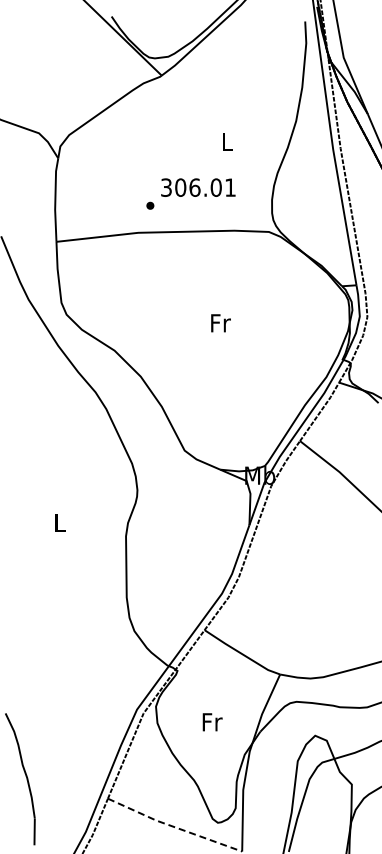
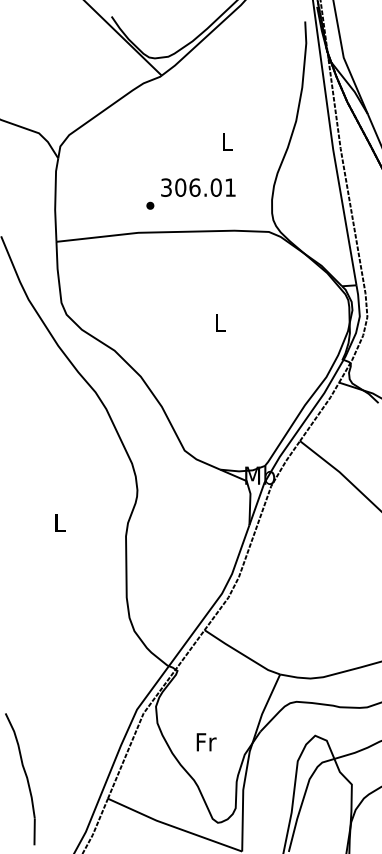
text: Fr -> L (220, 323)
text position: (212, 722) -> (206, 742) (206, 742)
line: dashed -> solid (174, 827)
